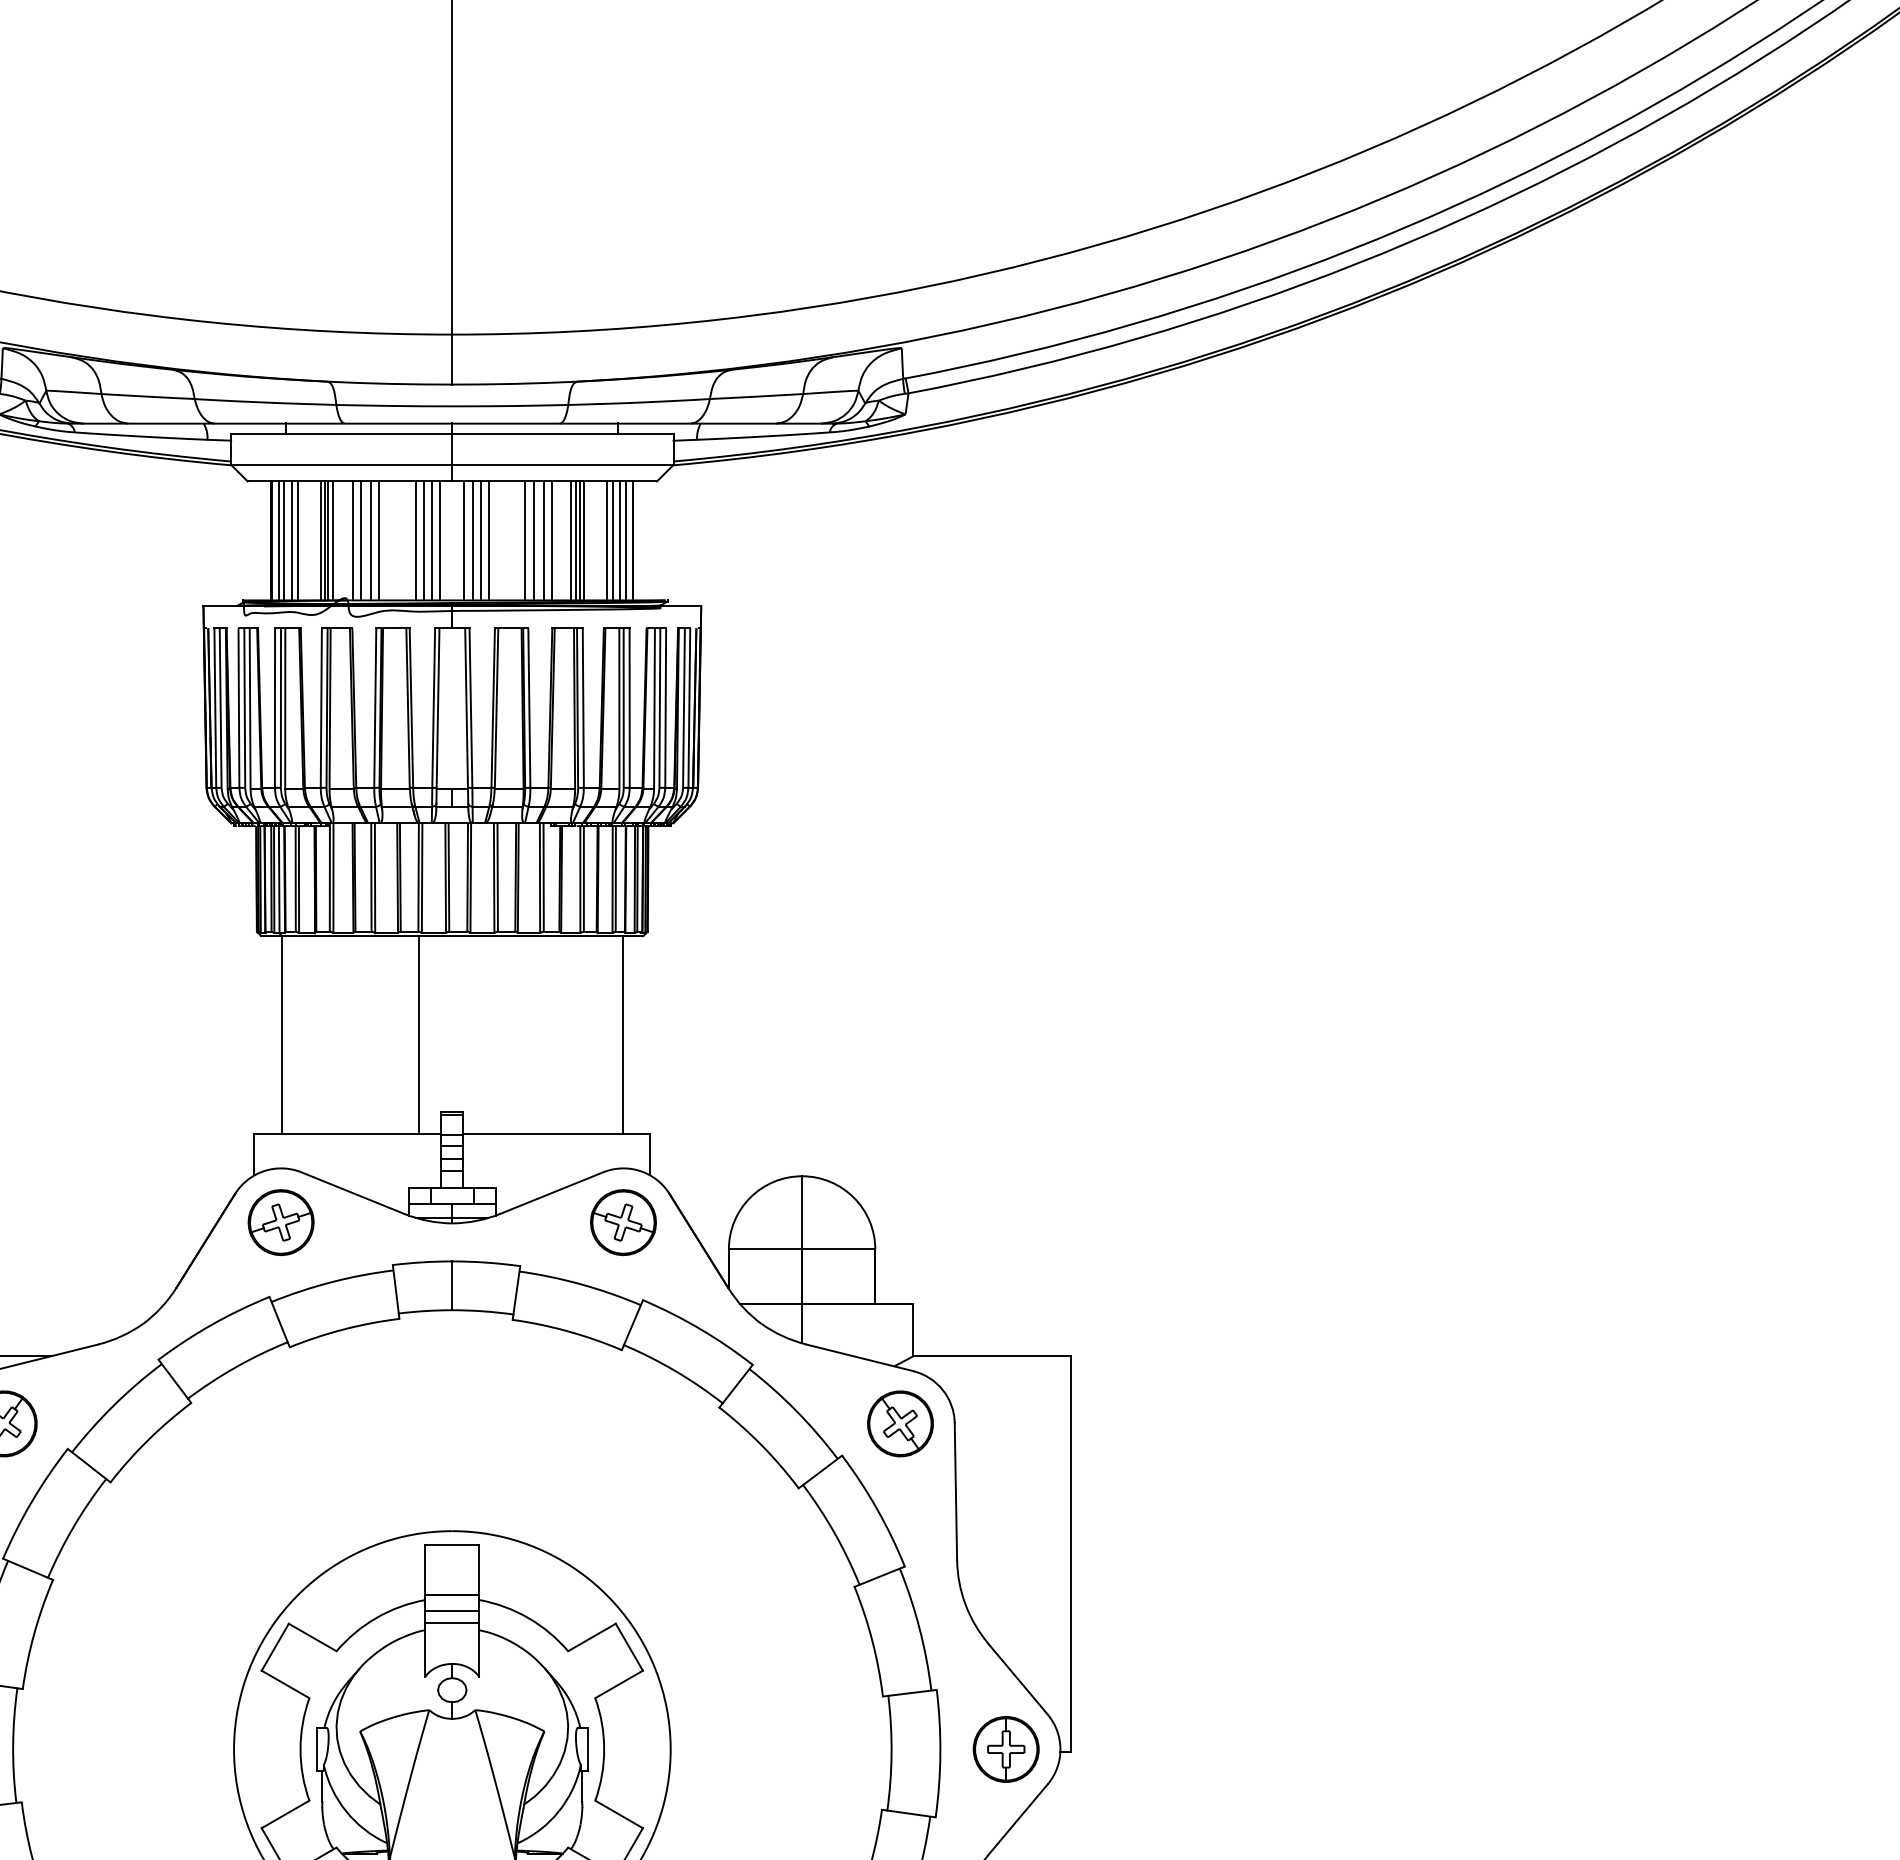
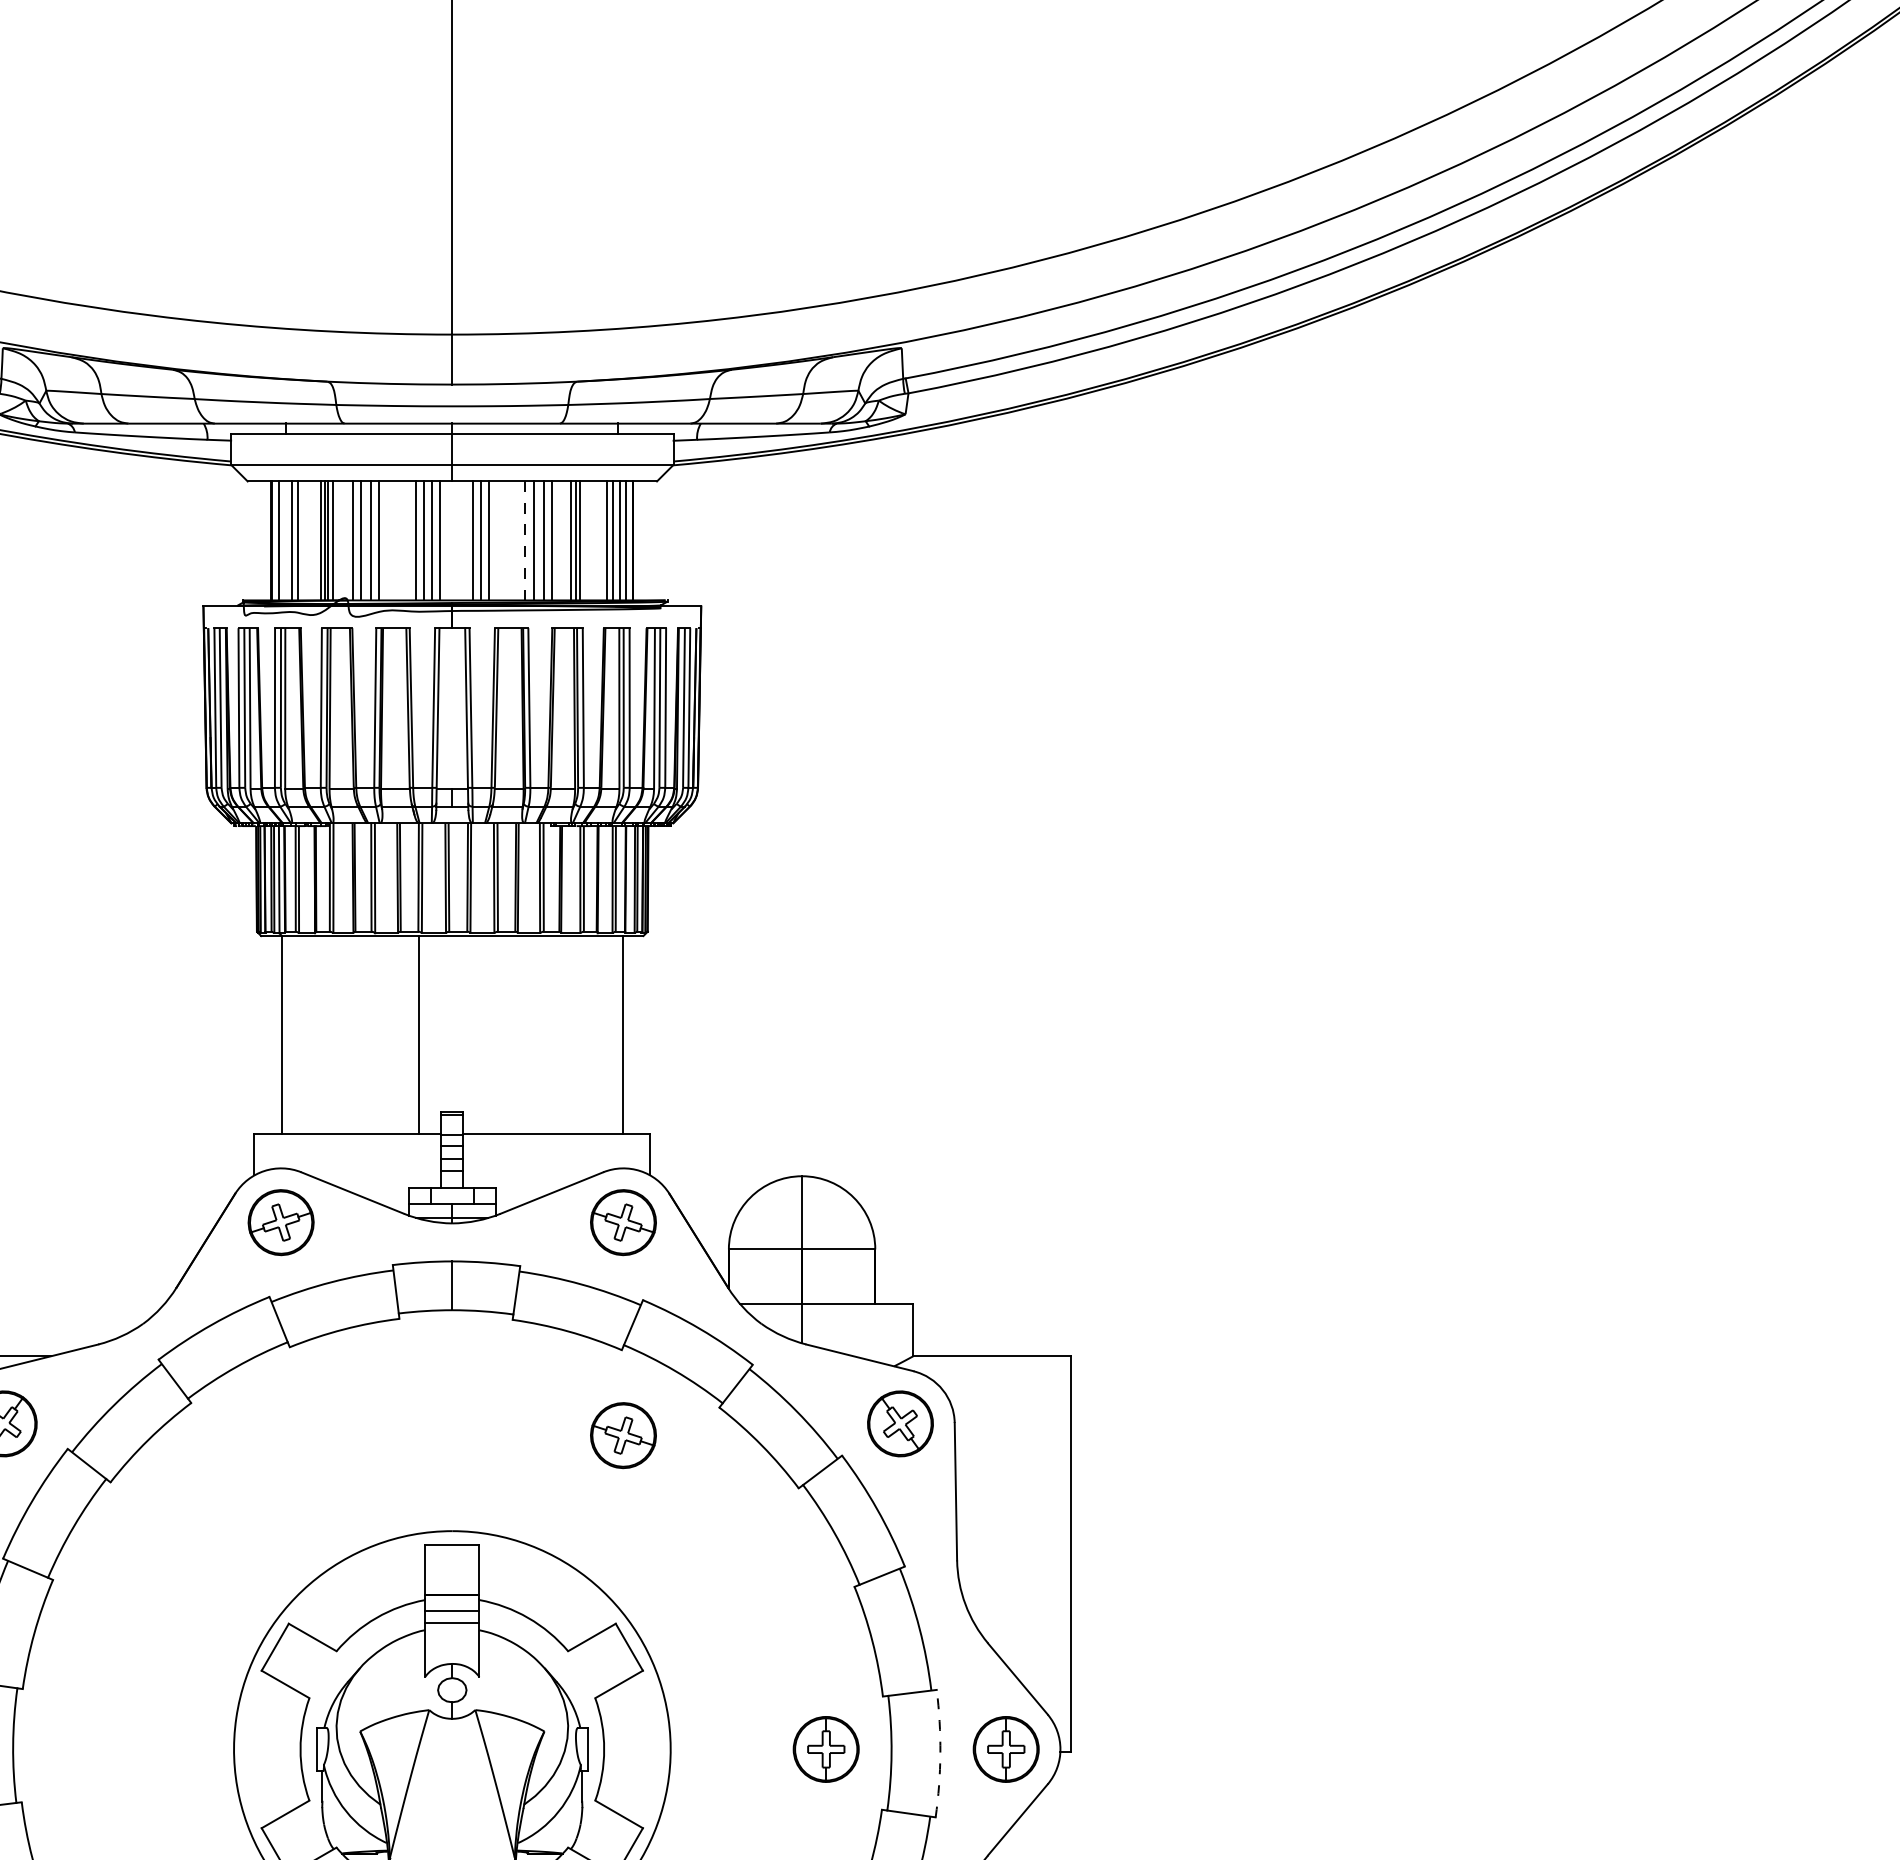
line: present -> none (284, 540)
line: present -> none (464, 540)
line: solid -> dashed (525, 540)
line: present -> none (584, 540)
part: none -> present (623, 1435)
part: none -> present (825, 1749)
arc: solid -> dashed (940, 1753)
